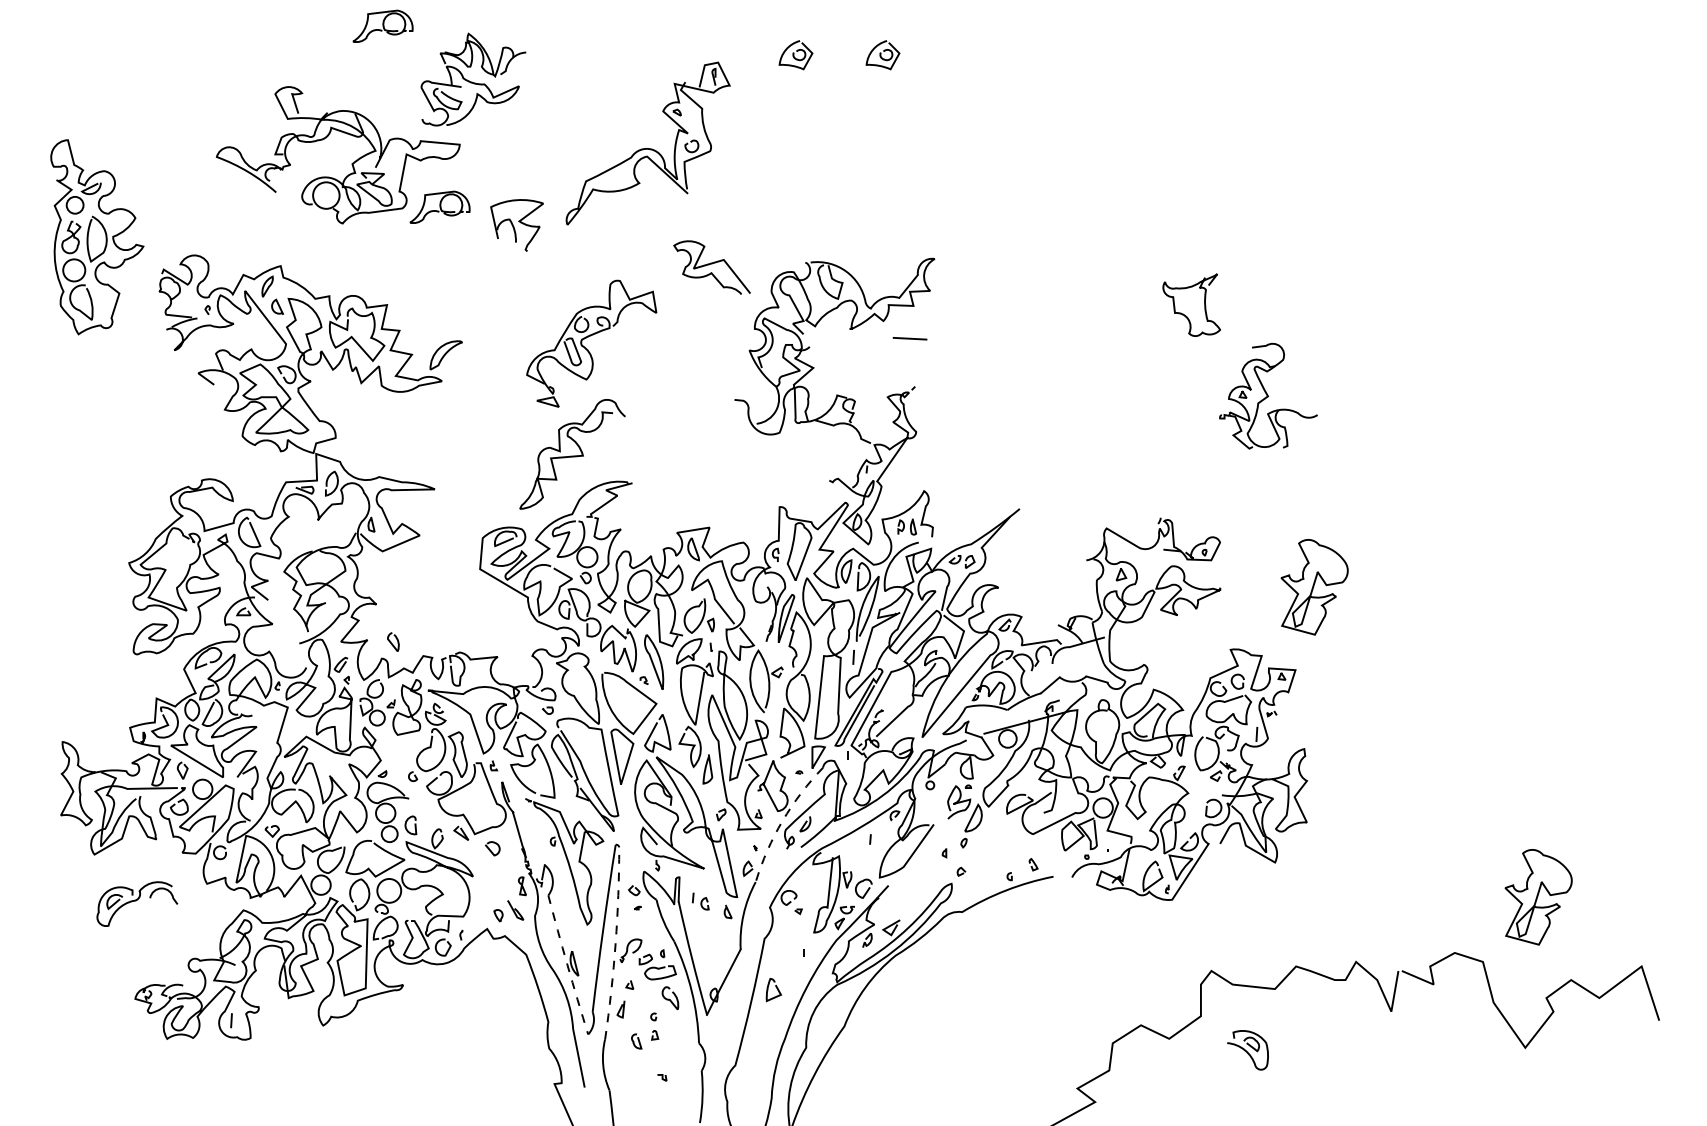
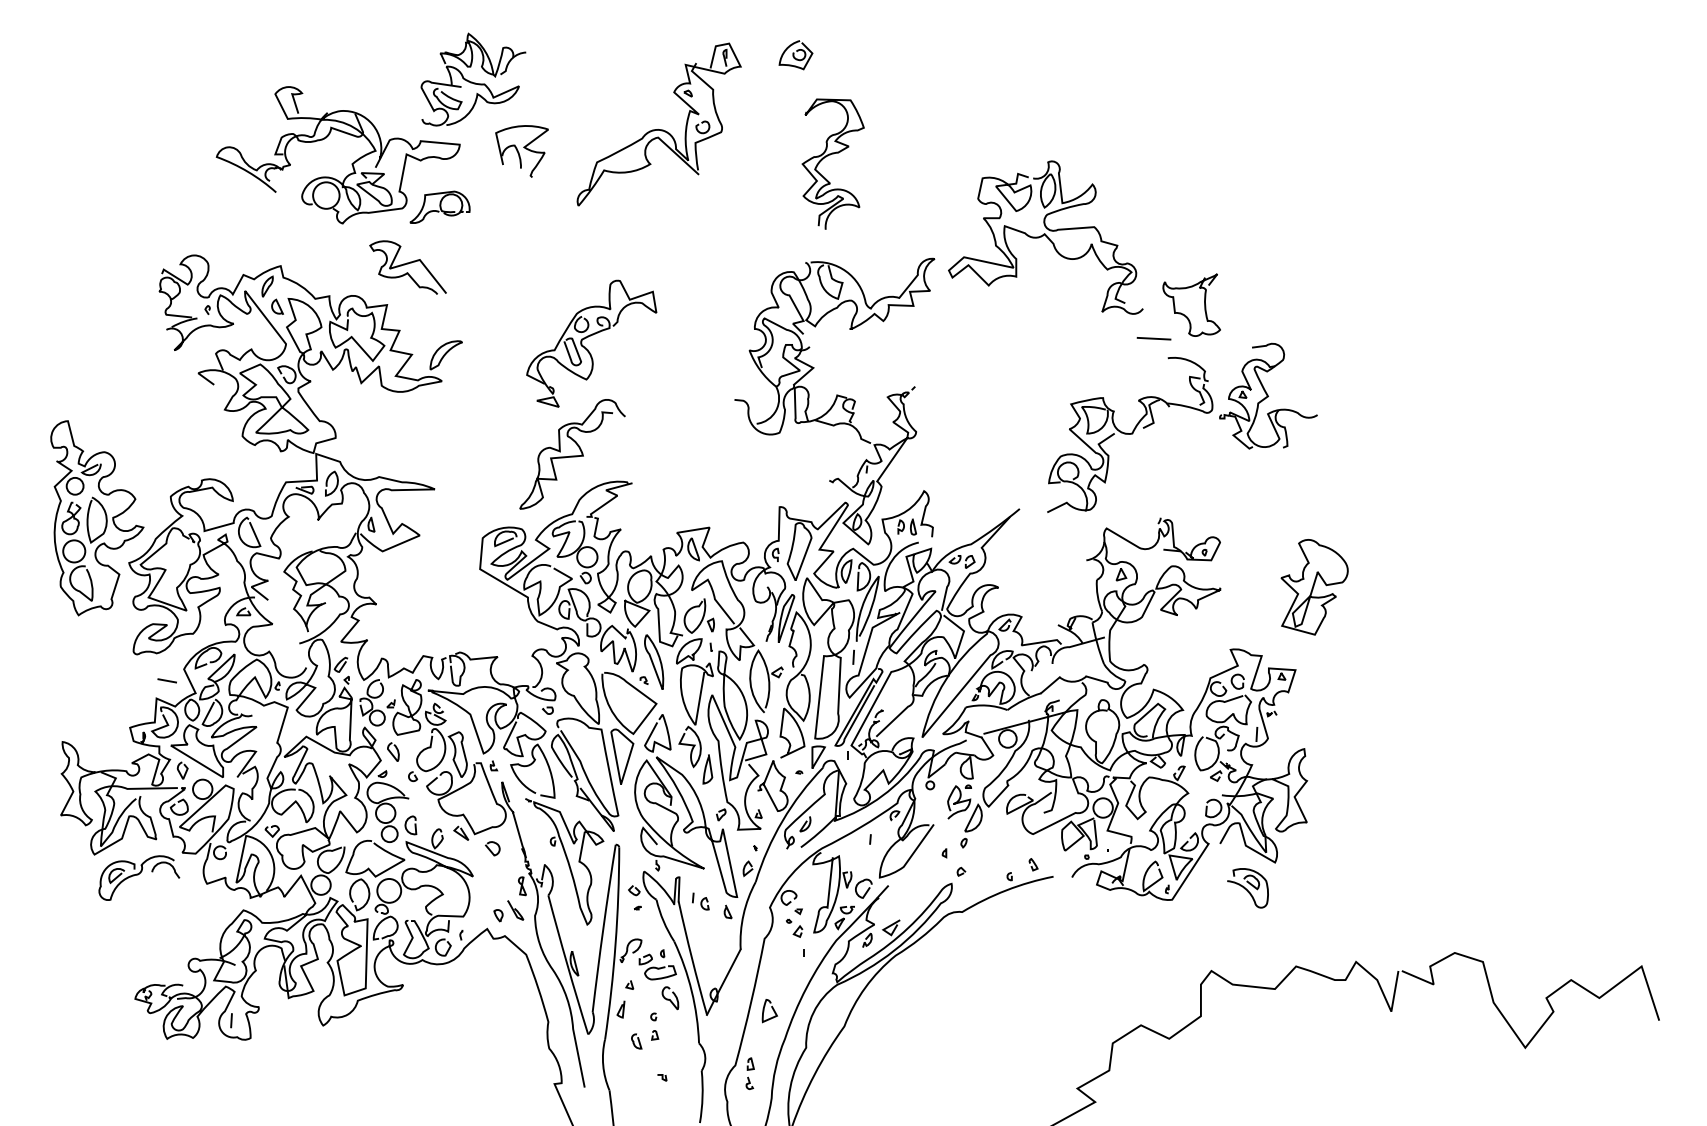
part: present -> none (382, 25)
part: present -> none (882, 55)
part position: (647, 143) -> (658, 124) (658, 124)
part: none -> present (828, 156)
part position: (516, 225) -> (521, 151) (521, 151)
part position: (97, 237) -> (97, 518) (97, 518)
part: none -> present (1045, 237)
curve position: (709, 265) -> (405, 265) (405, 265)
line position: (909, 338) -> (1153, 338) (1153, 338)
part: none -> present (1130, 434)
curve position: (391, 641) -> (391, 751) (391, 751)
line: none -> present (166, 680)
arc: dashed -> solid (782, 820)
part: present -> none (1538, 897)
part position: (137, 903) -> (139, 877) (139, 877)
part: none -> present (794, 927)
arc: dashed -> solid (615, 943)
arc: dashed -> solid (567, 965)
curve position: (775, 987) -> (771, 1008) (771, 1008)
part position: (1247, 1050) -> (1247, 888) (1247, 888)
part: none -> present (749, 1073)
